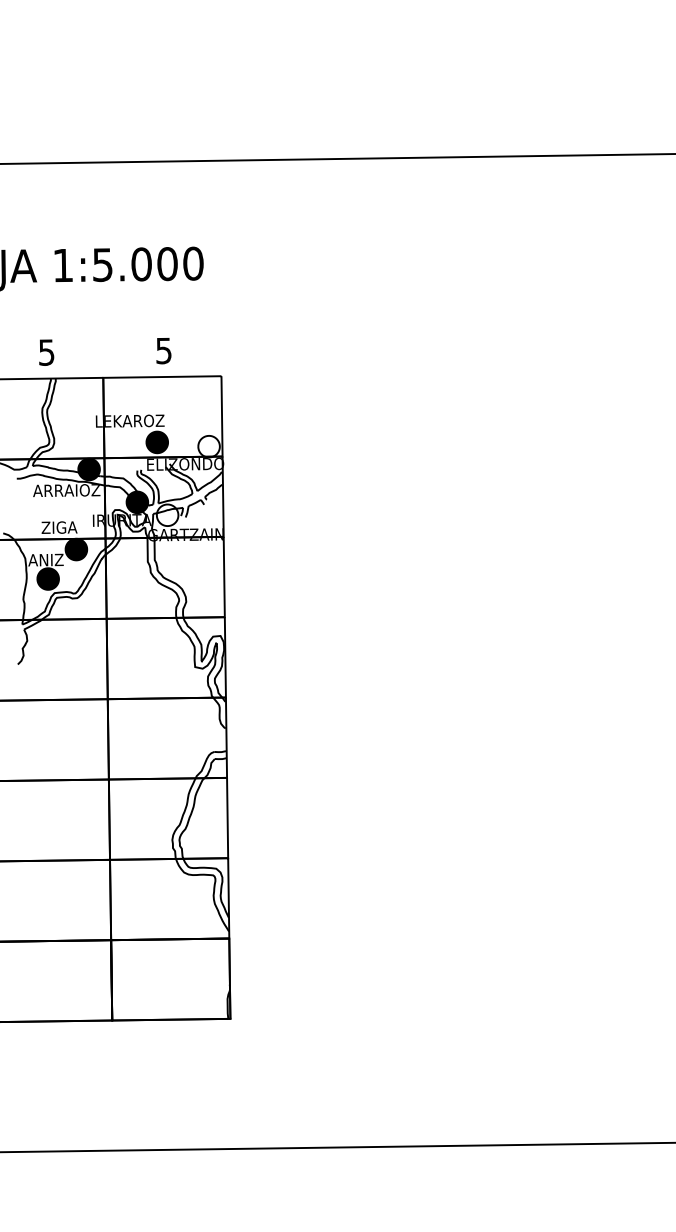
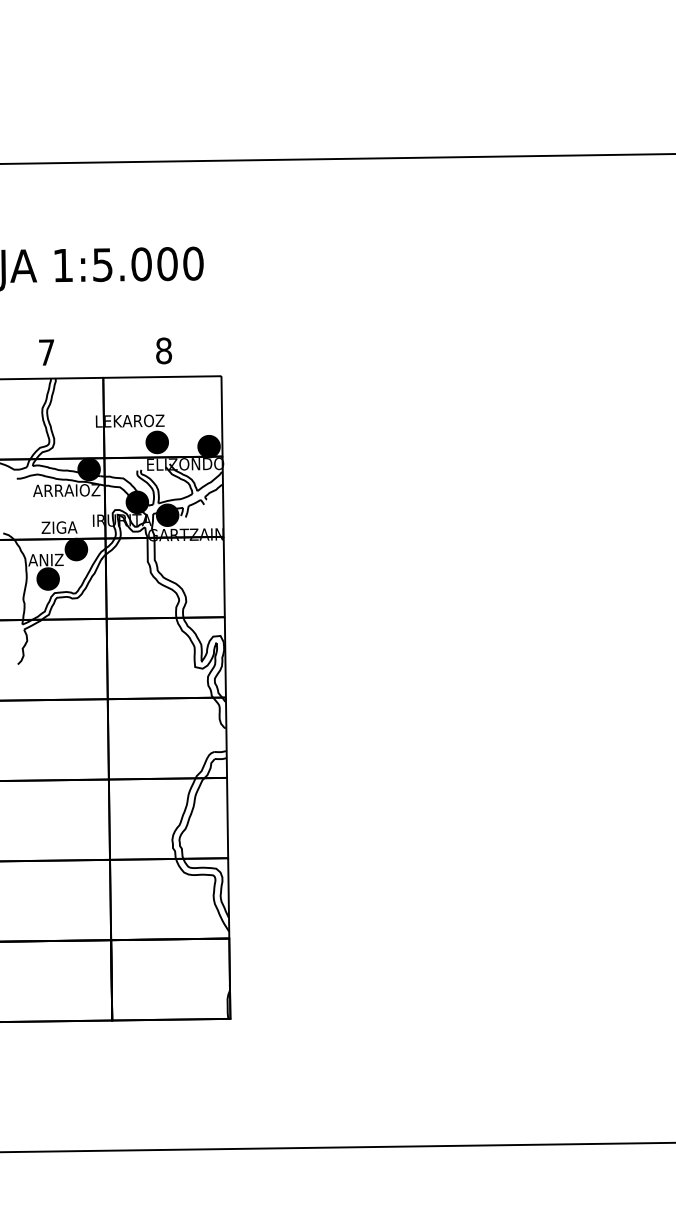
text: 5 -> 8 (164, 350)
text: 5 -> 7 (46, 352)
fill: none -> present (208, 446)
fill: none -> present (167, 515)
